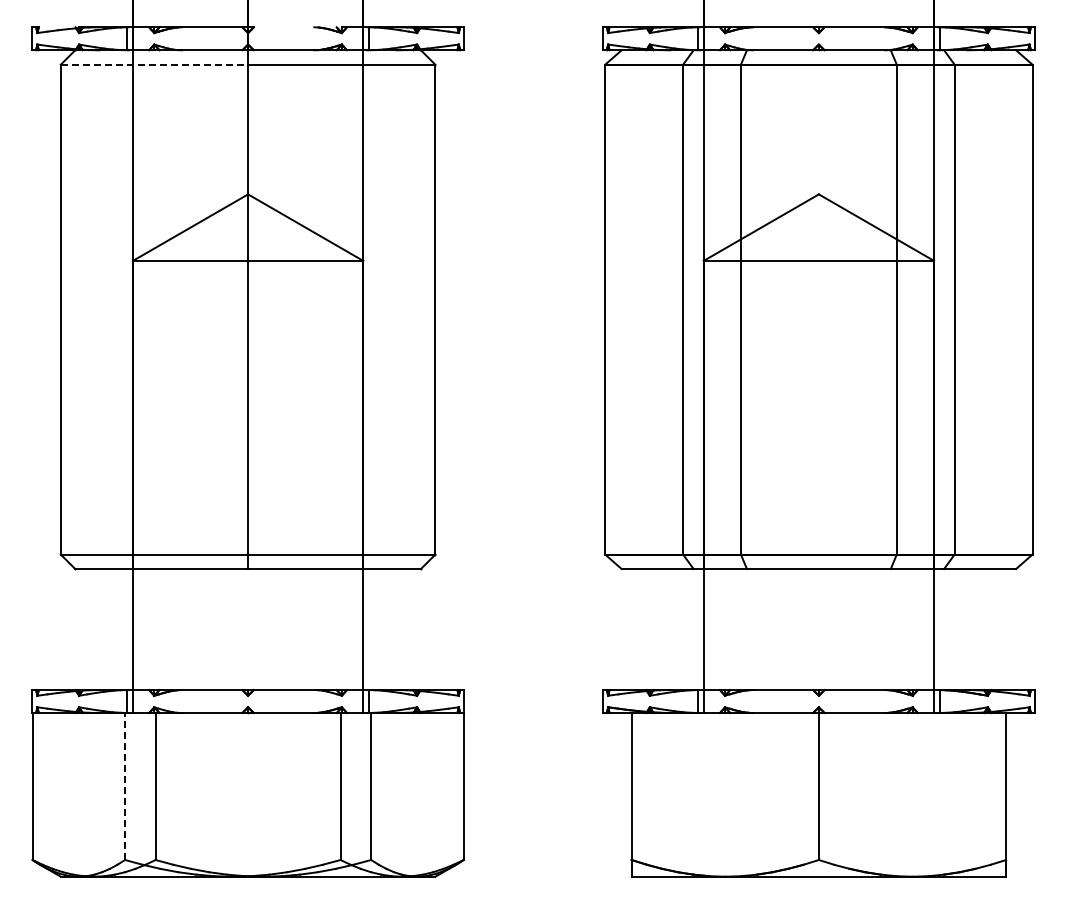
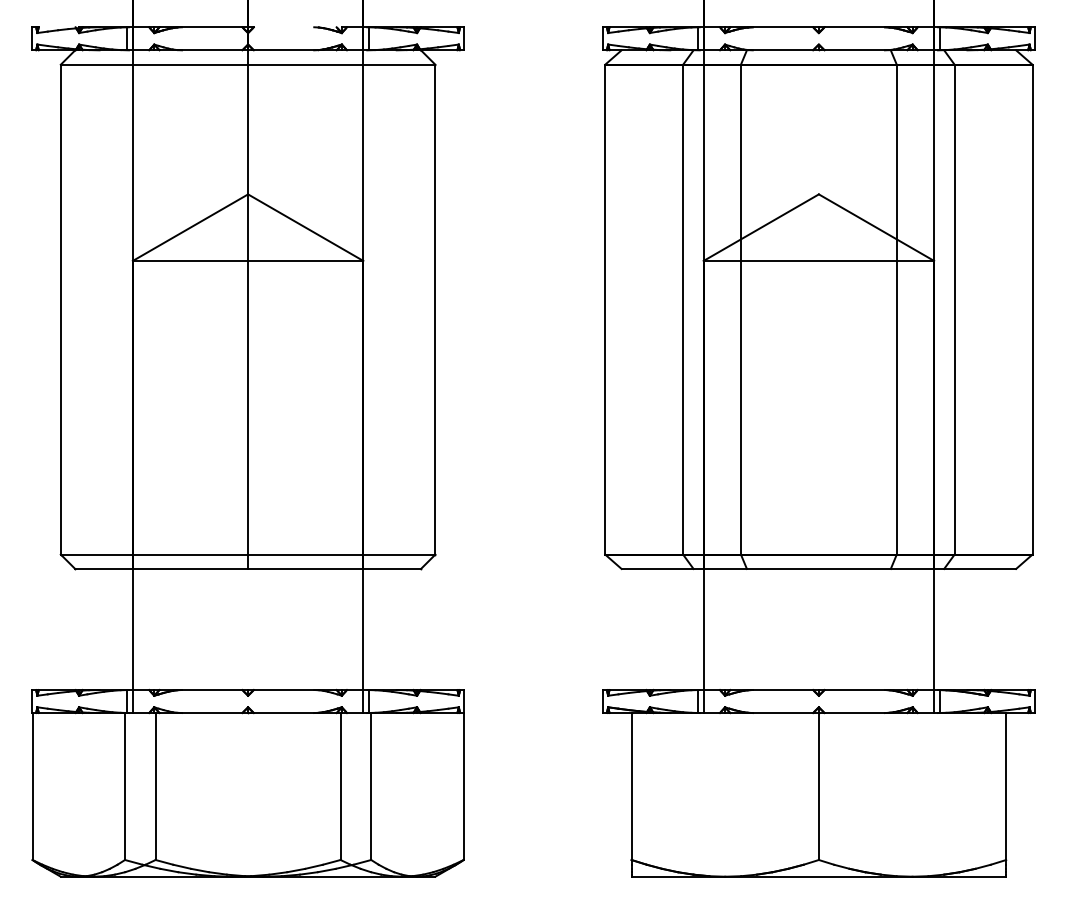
line: dashed -> solid (154, 64)
line: dashed -> solid (125, 786)
